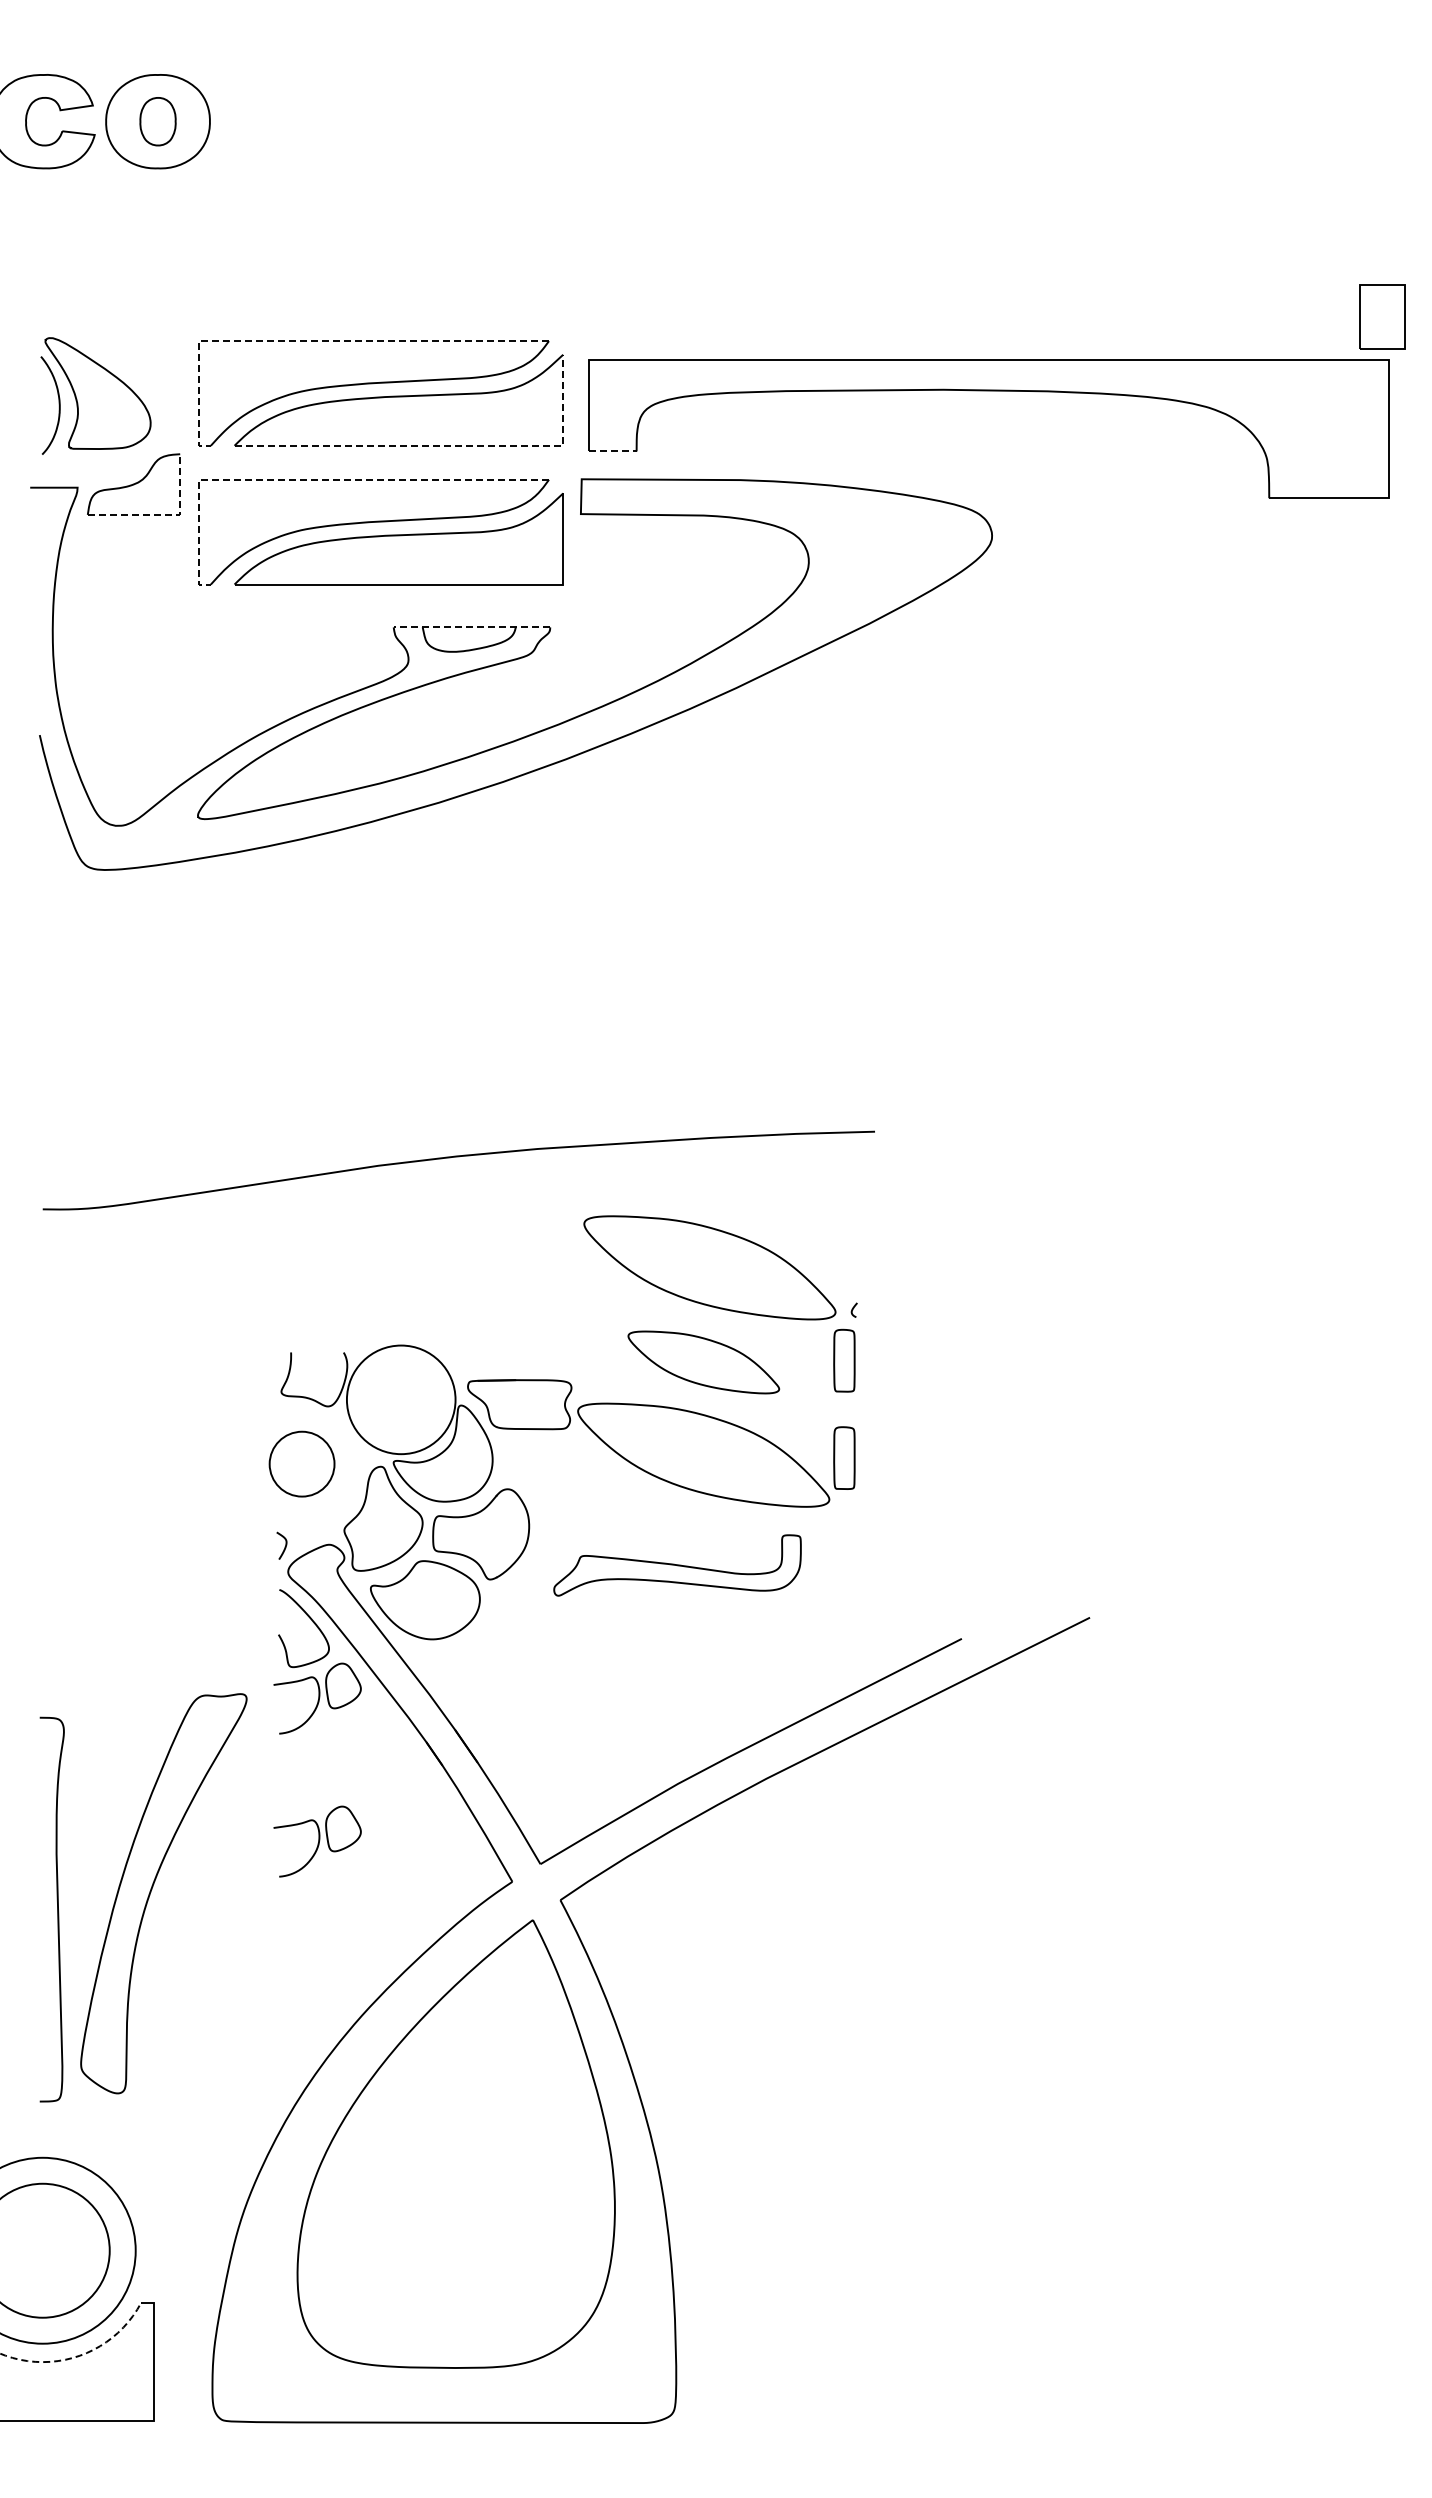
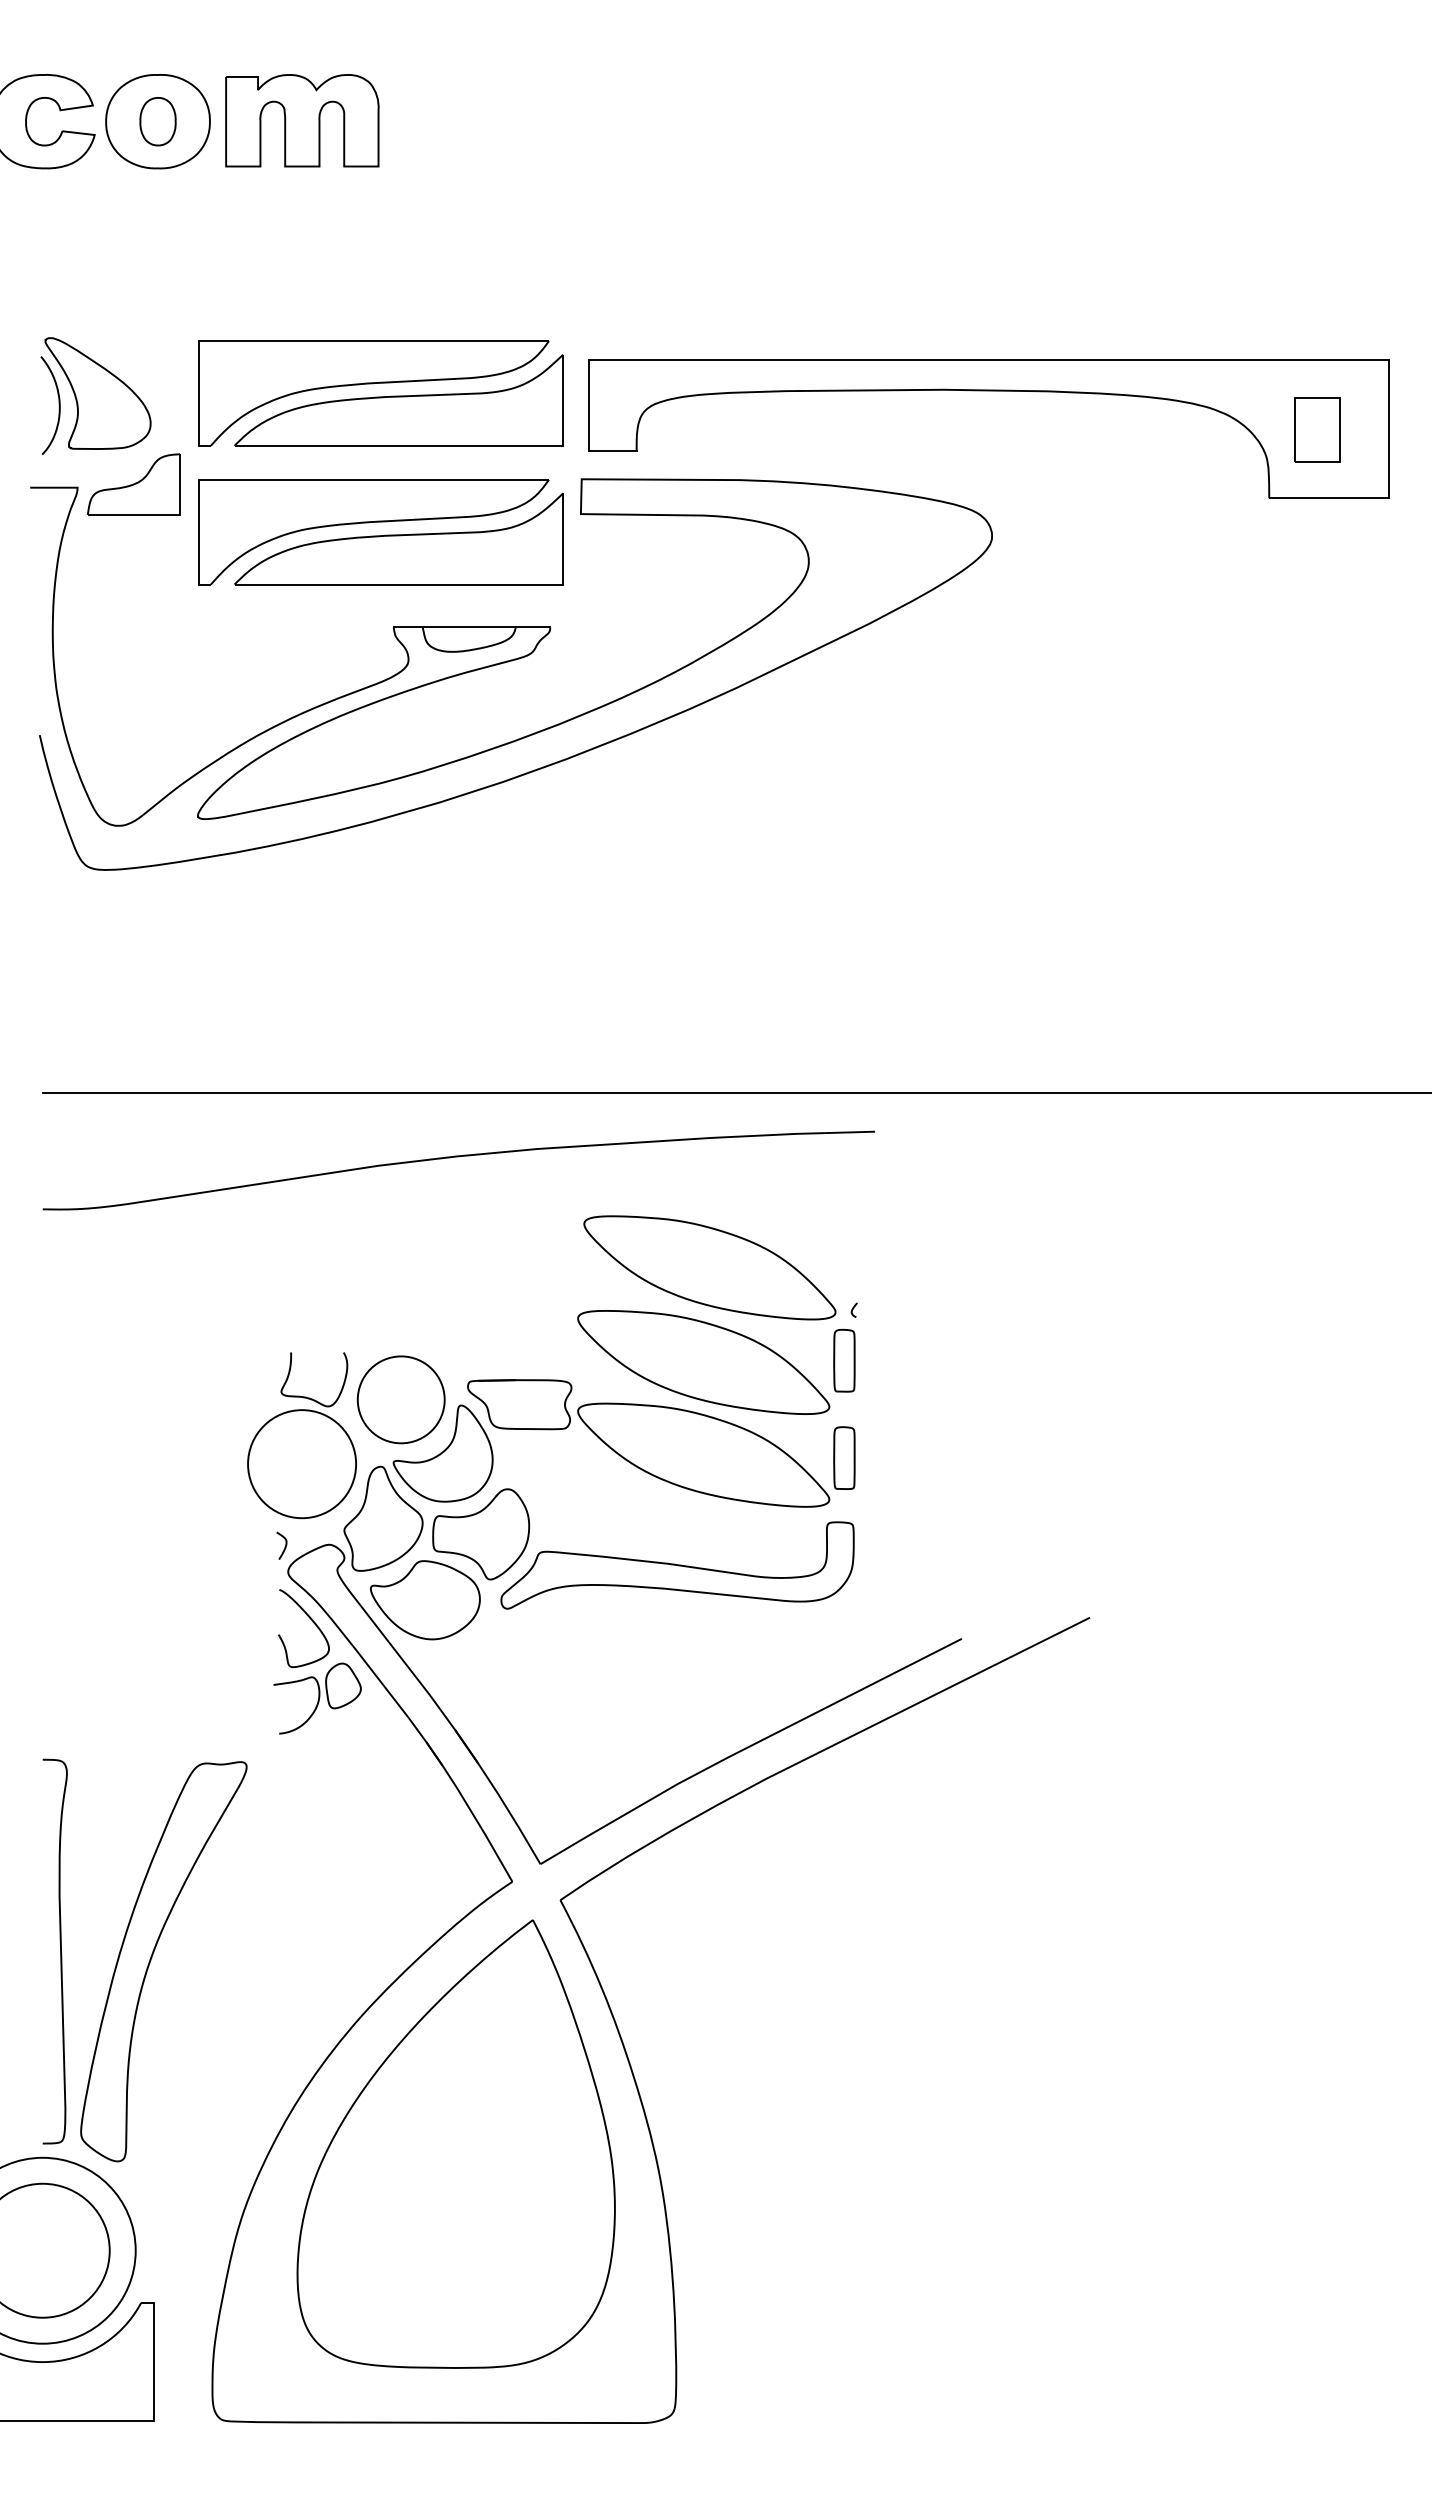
part: none -> present (302, 120)
part position: (1382, 316) -> (1317, 429) (1317, 429)
line: dashed -> solid (314, 341)
line: dashed -> solid (445, 445)
line: dashed -> solid (612, 451)
line: dashed -> solid (314, 479)
line: dashed -> solid (165, 514)
line: dashed -> solid (471, 627)
line: none -> present (735, 1092)
part size: 154x65 px -> 254x105 px (703, 1362)
circle diameter: 109 px -> 87 px (400, 1399)
circle diameter: 65 px -> 108 px (302, 1464)
part size: 249x63 px -> 355x89 px (677, 1565)
part: present -> none (317, 1841)
part position: (152, 1889) -> (152, 1957) (152, 1957)
curve position: (57, 1909) -> (60, 1951) (60, 1951)
arc: dashed -> solid (80, 2355)
